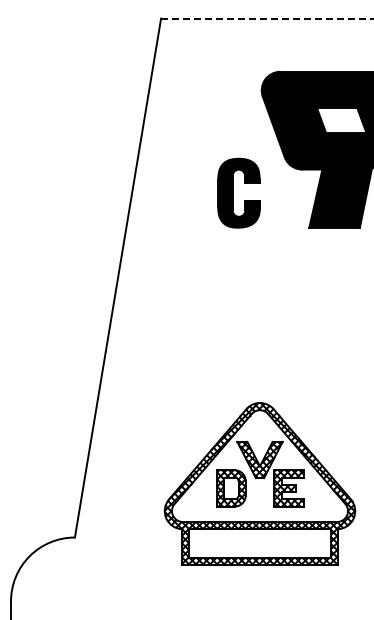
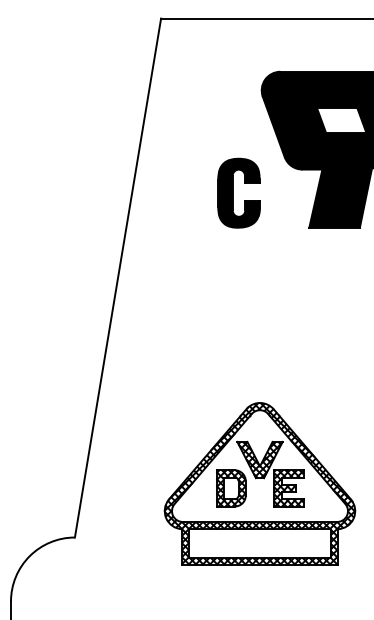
line: dashed -> solid (267, 18)
